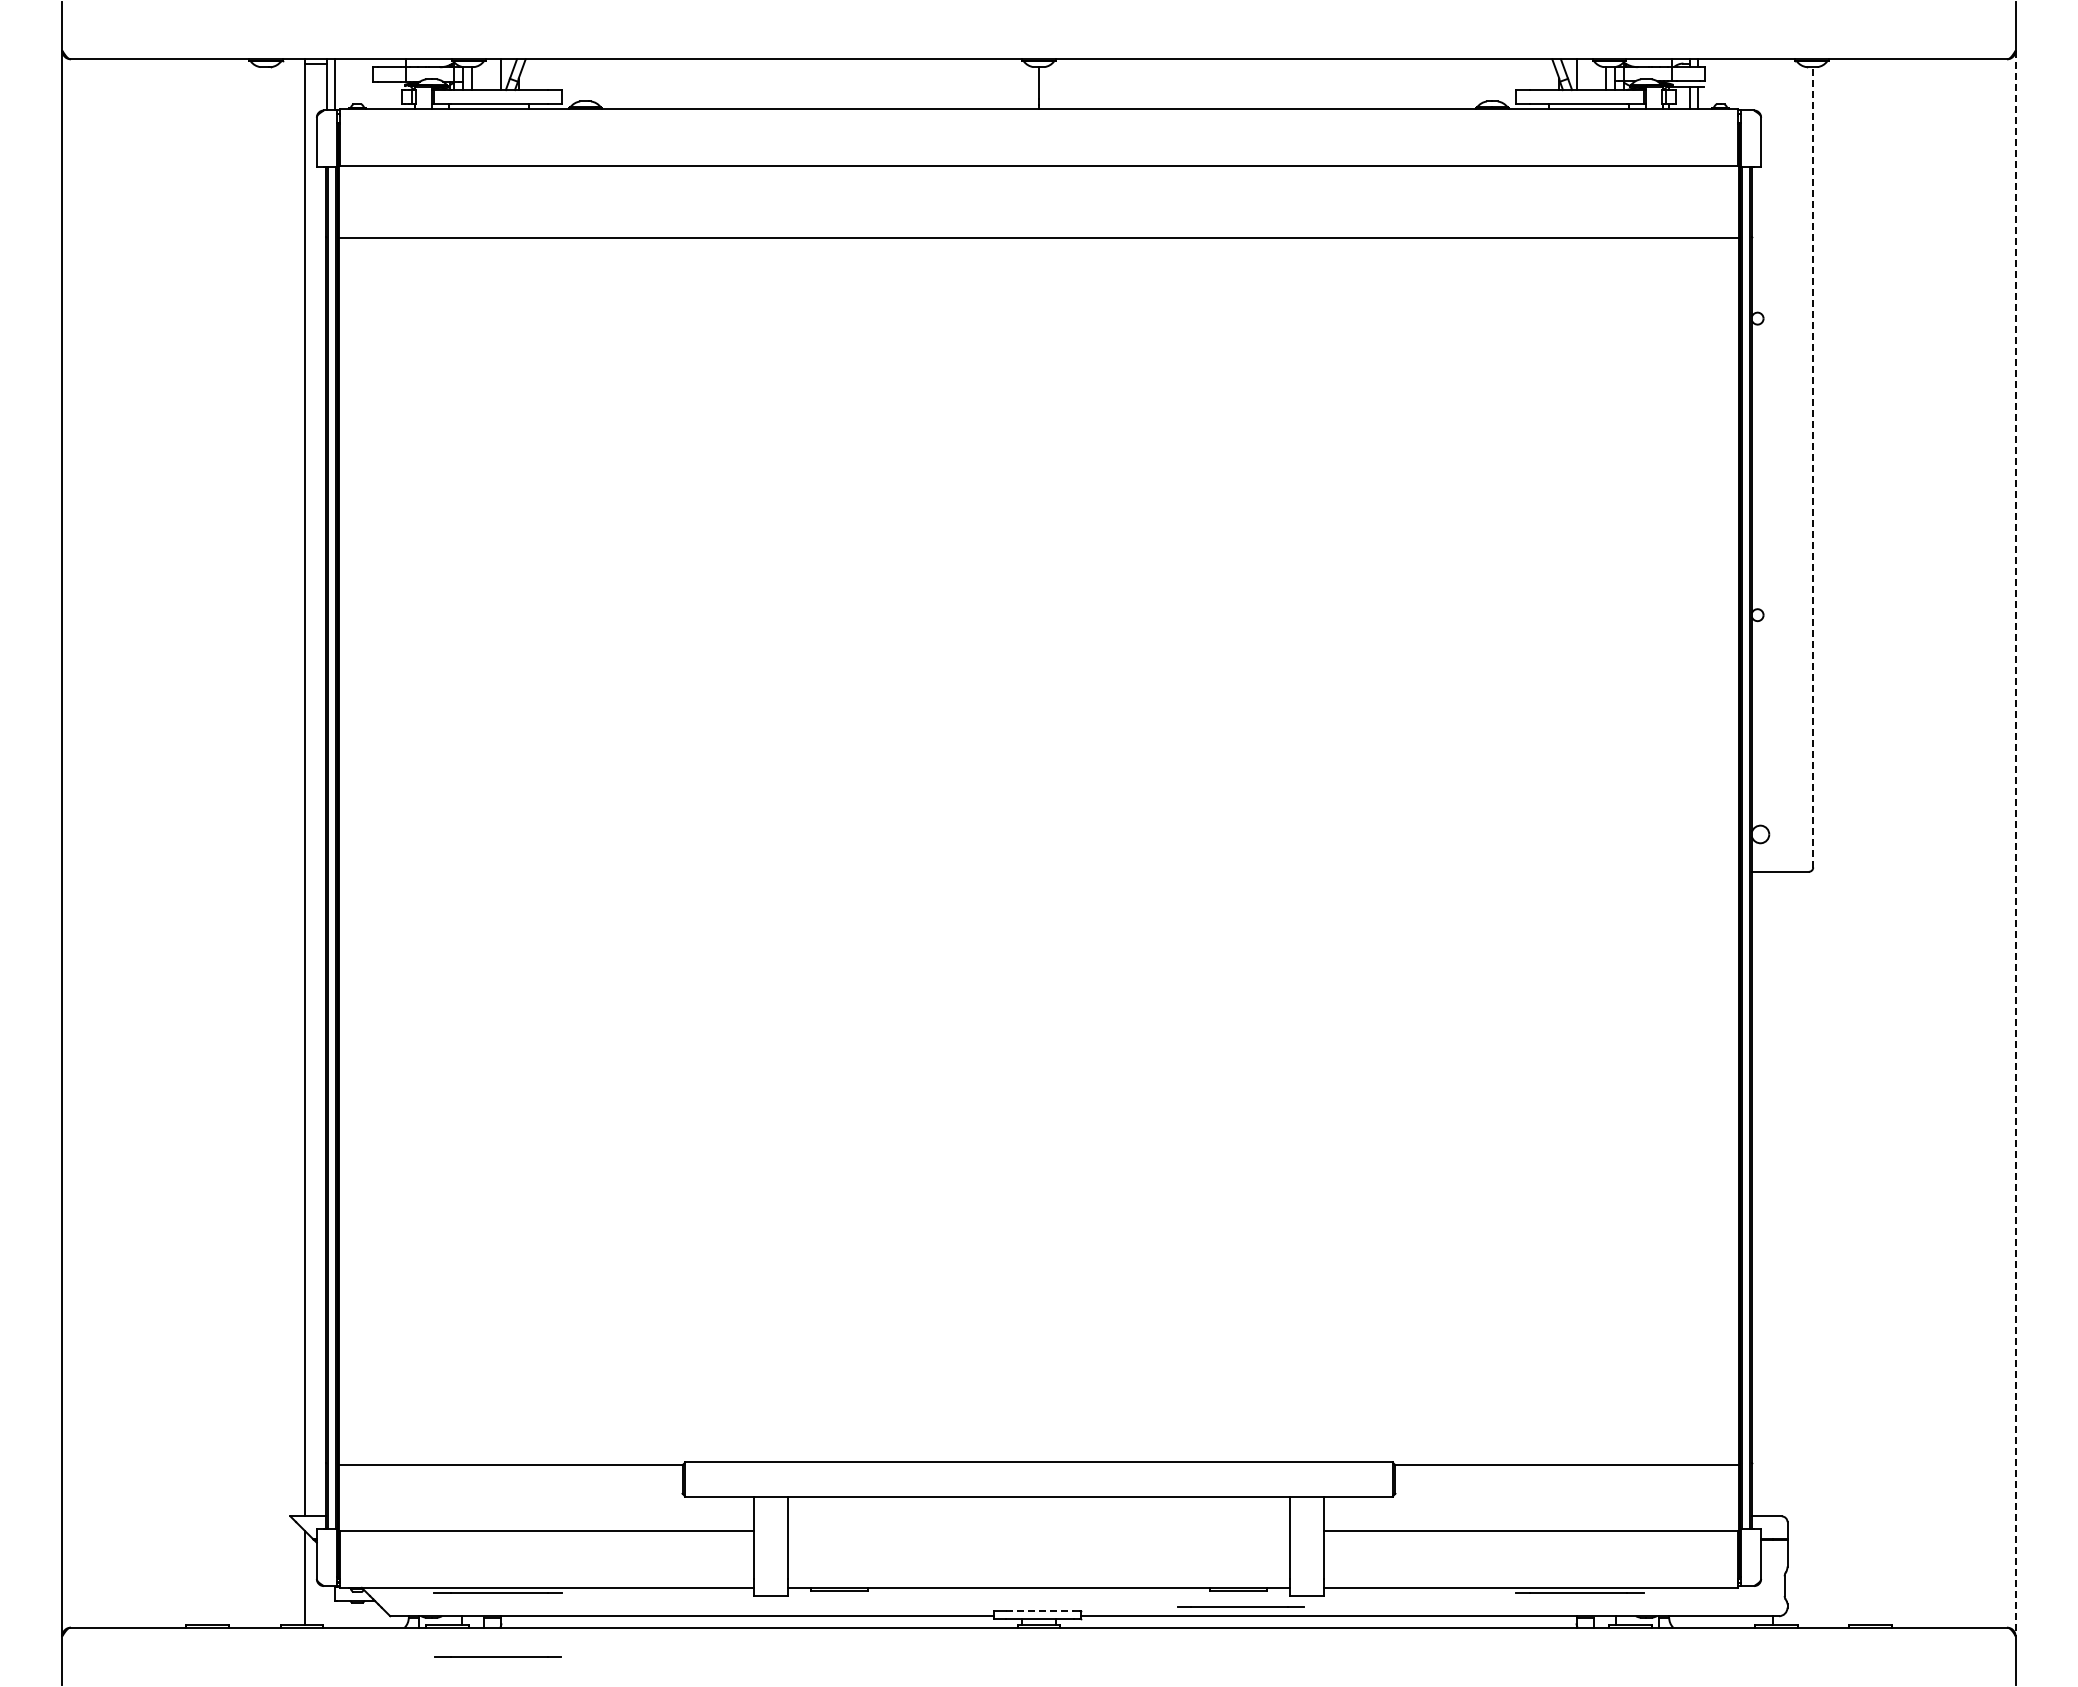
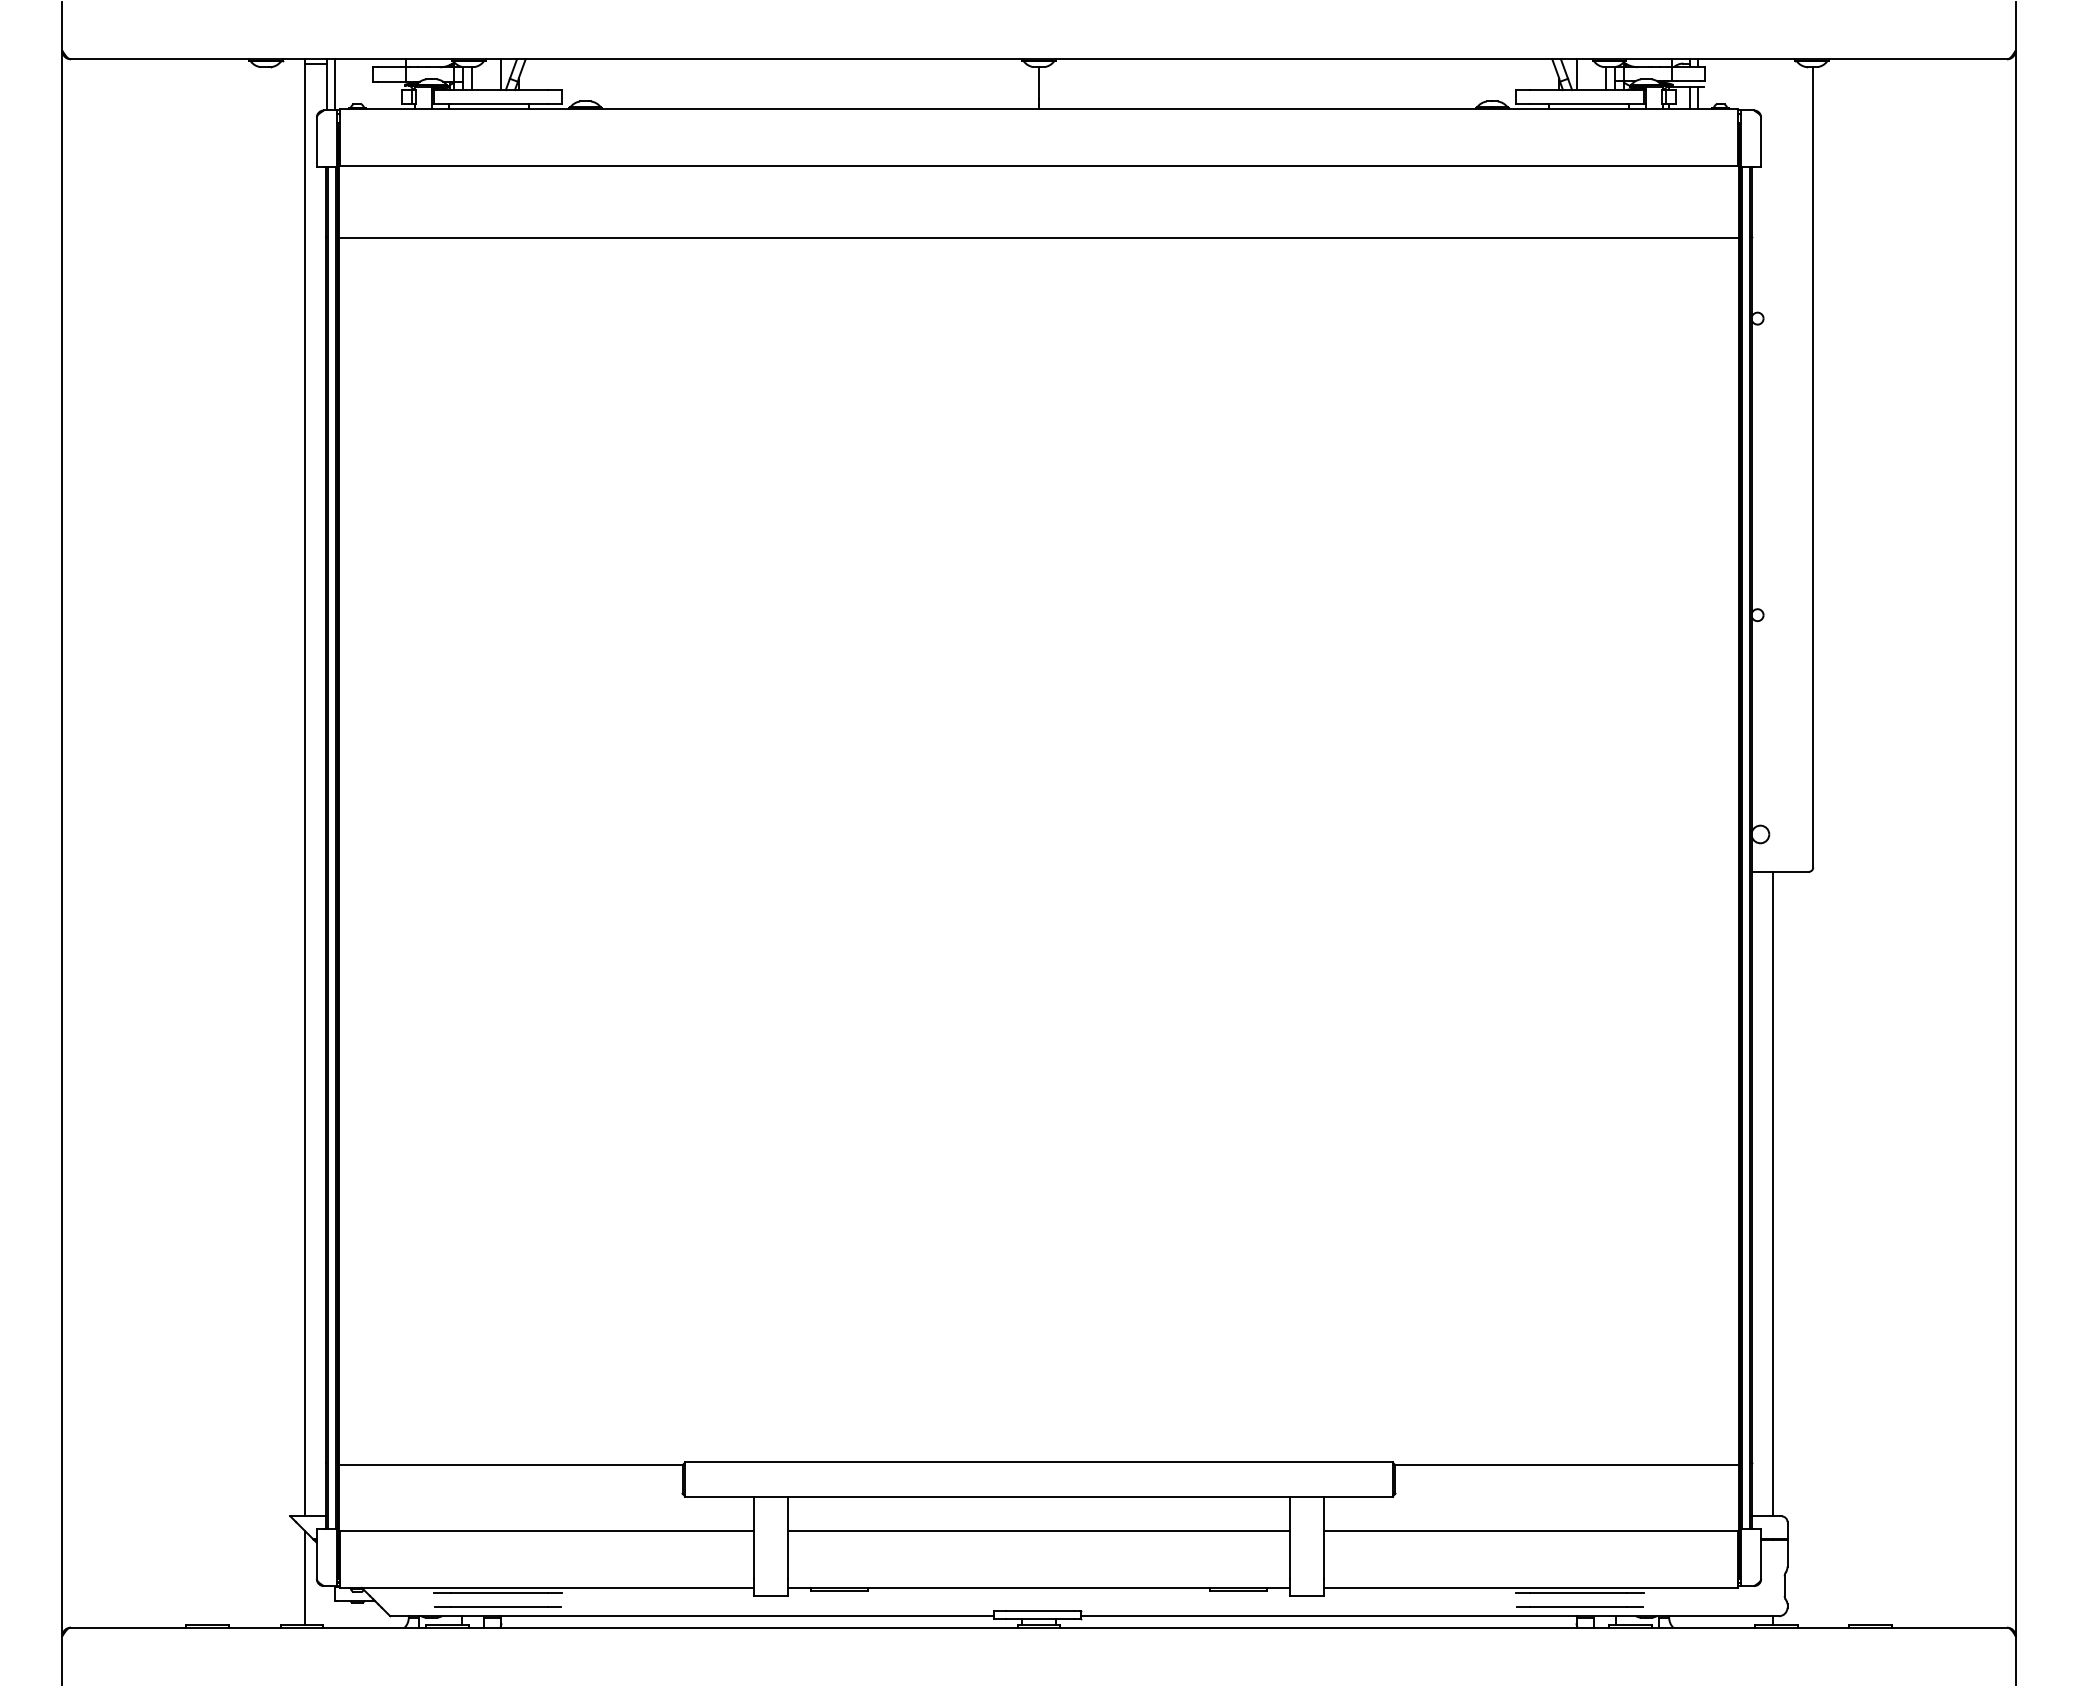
line: dashed -> solid (1813, 466)
line: dashed -> solid (2015, 843)
line: none -> present (1773, 1193)
line: none -> present (1038, 1530)
line position: (1240, 1606) -> (1579, 1606) (1579, 1606)
line: dashed -> solid (1040, 1610)
line position: (497, 1656) -> (497, 1606) (497, 1606)
